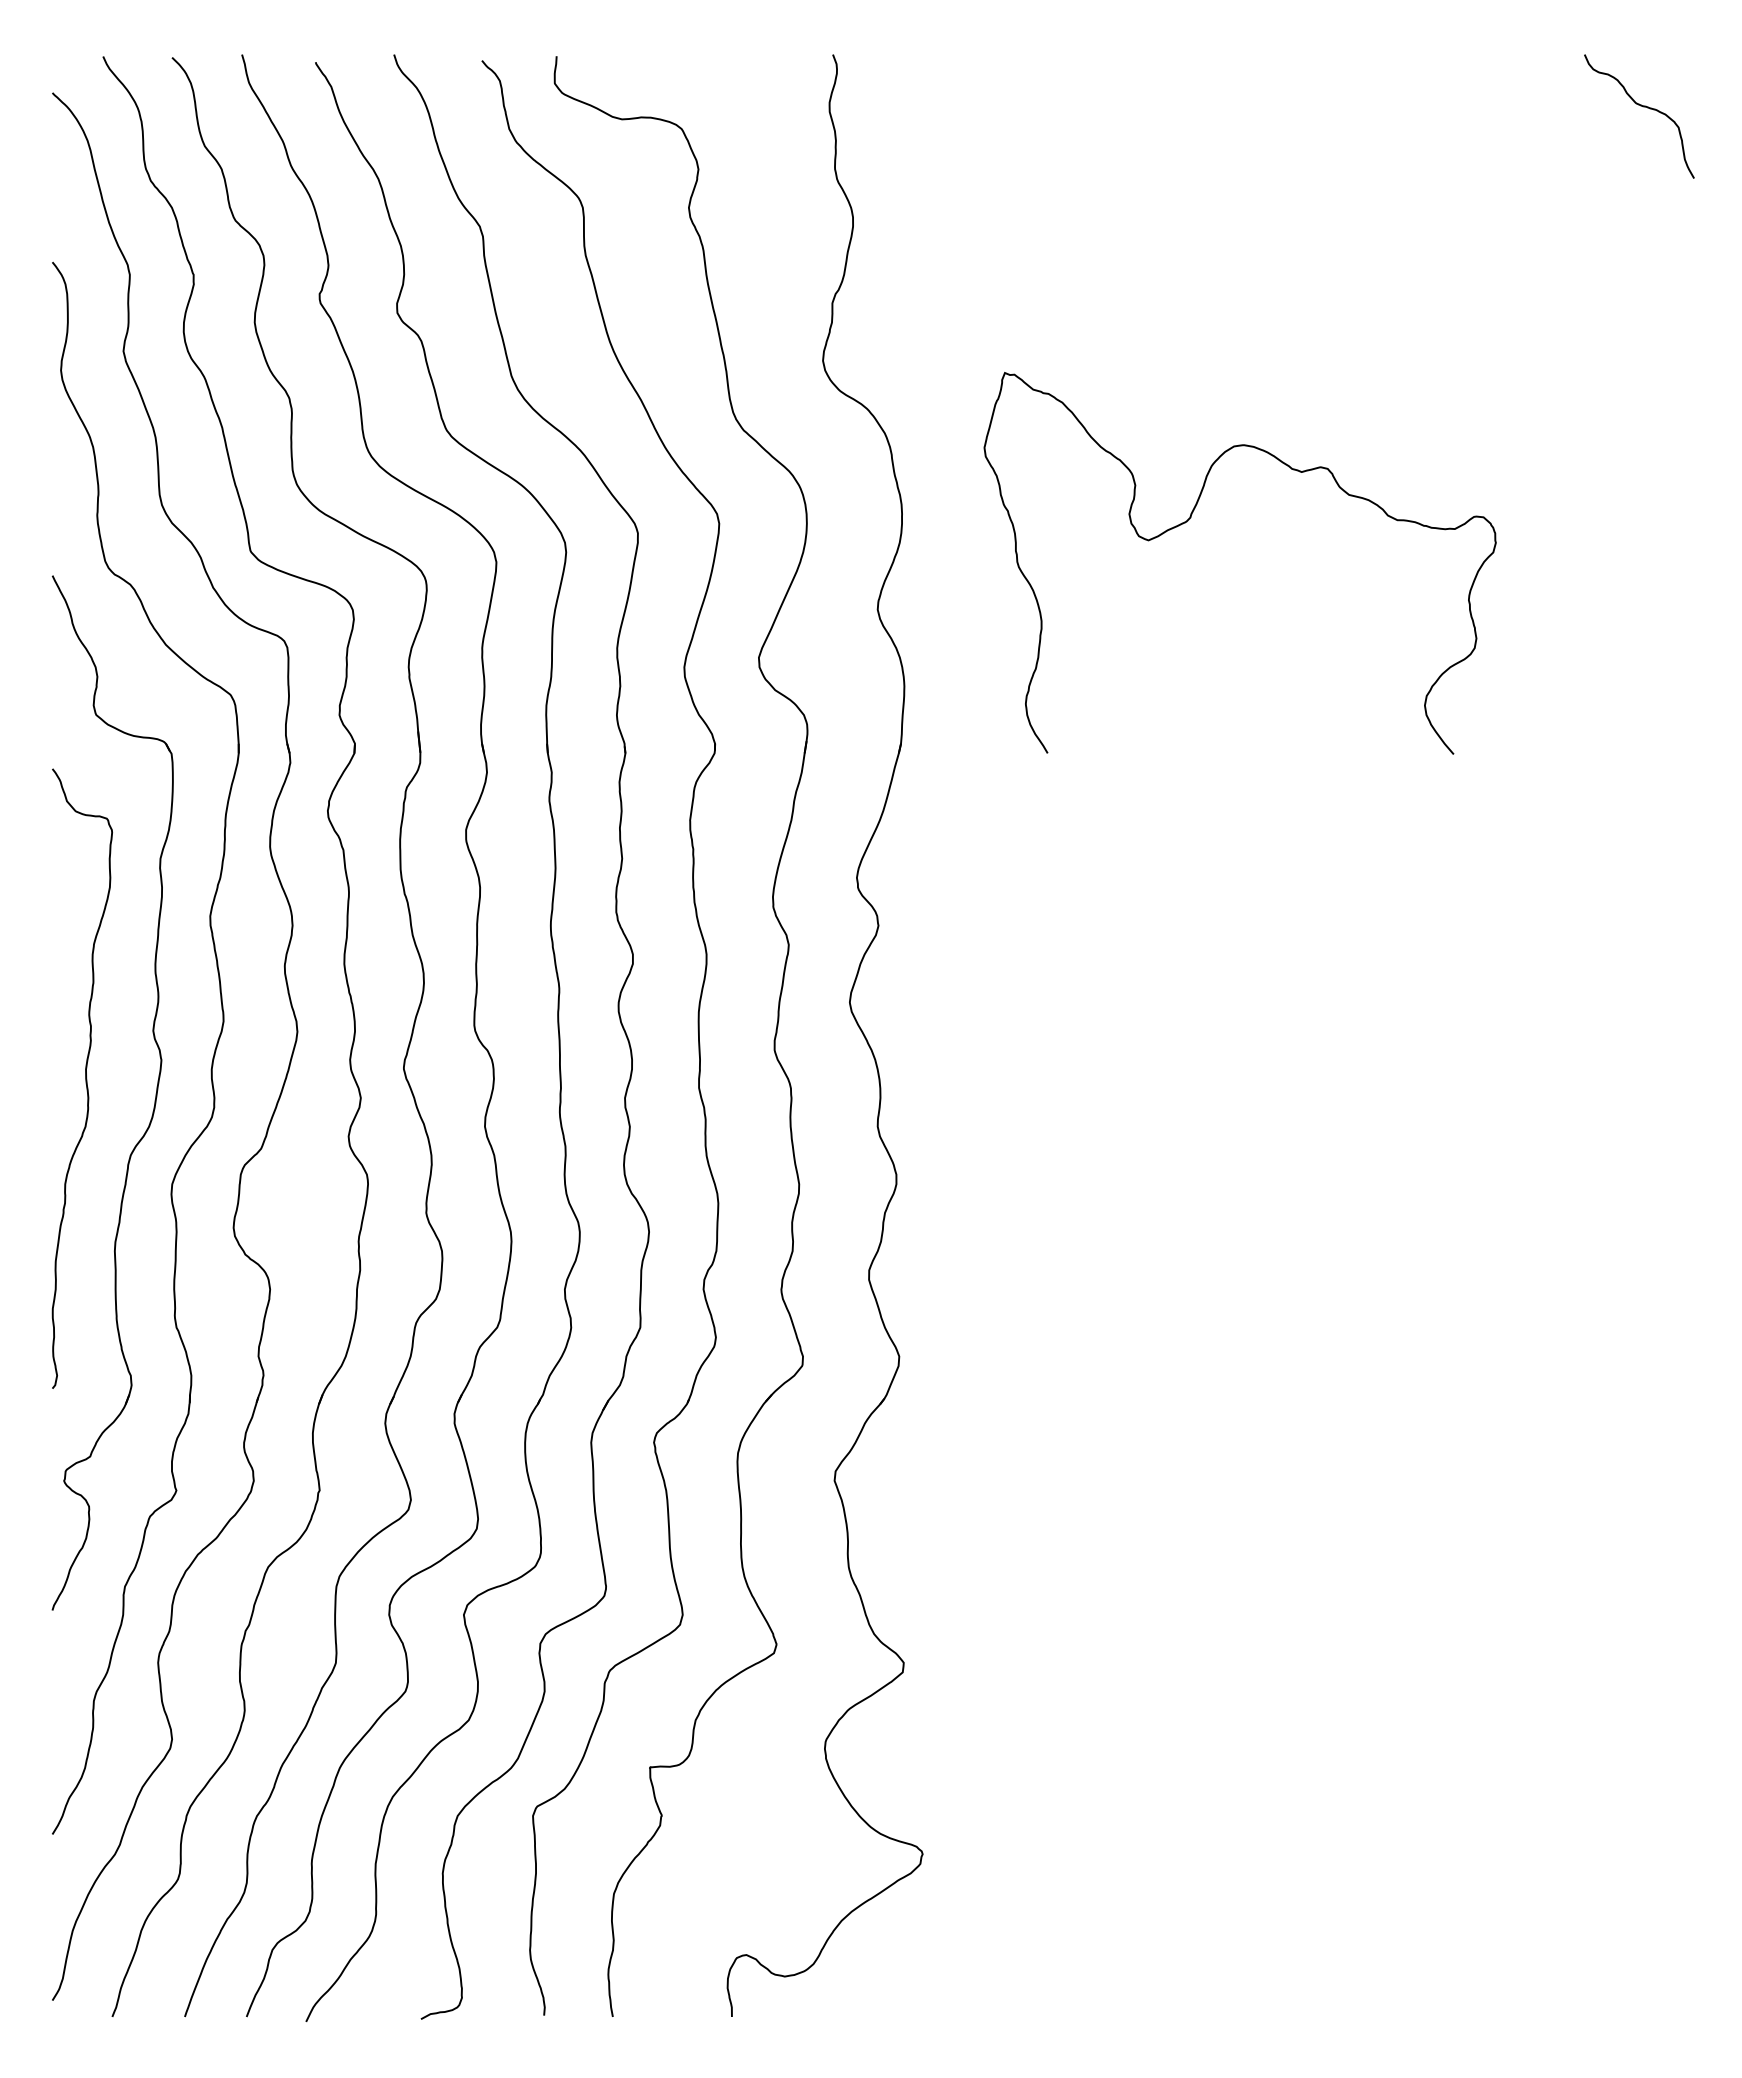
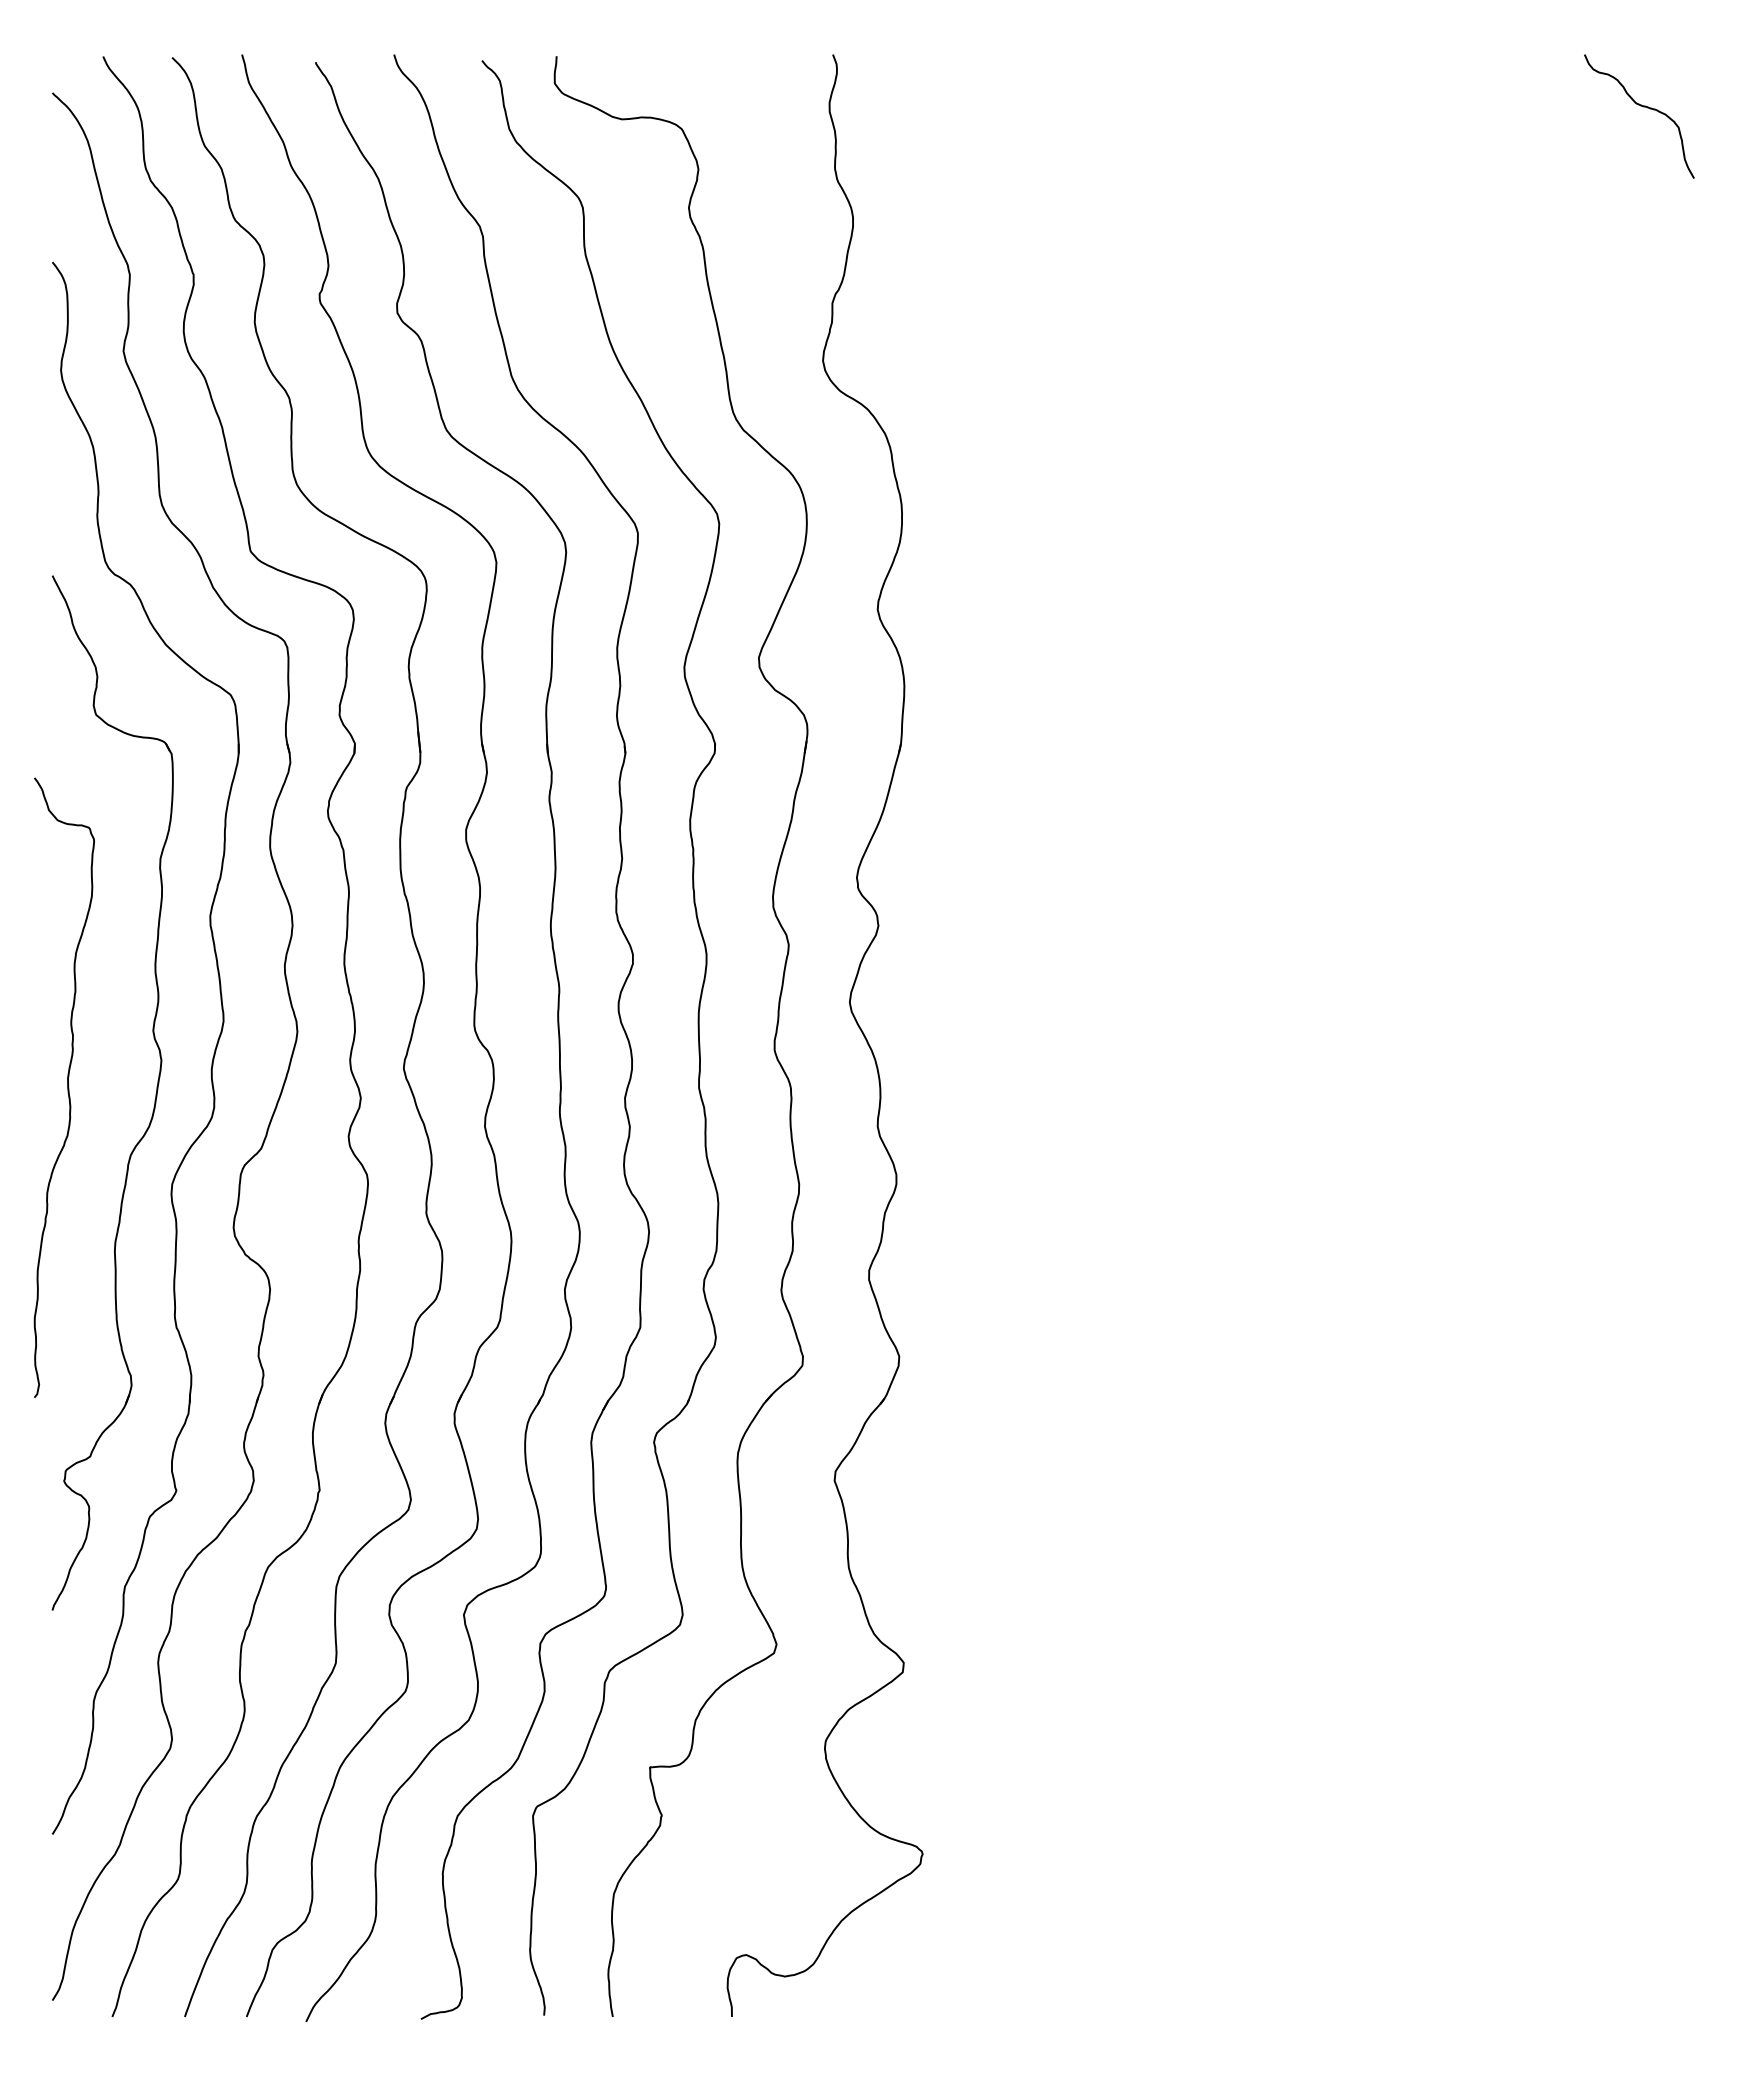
curve: present -> none (1188, 521)
curve position: (85, 1078) -> (67, 1087) (67, 1087)
